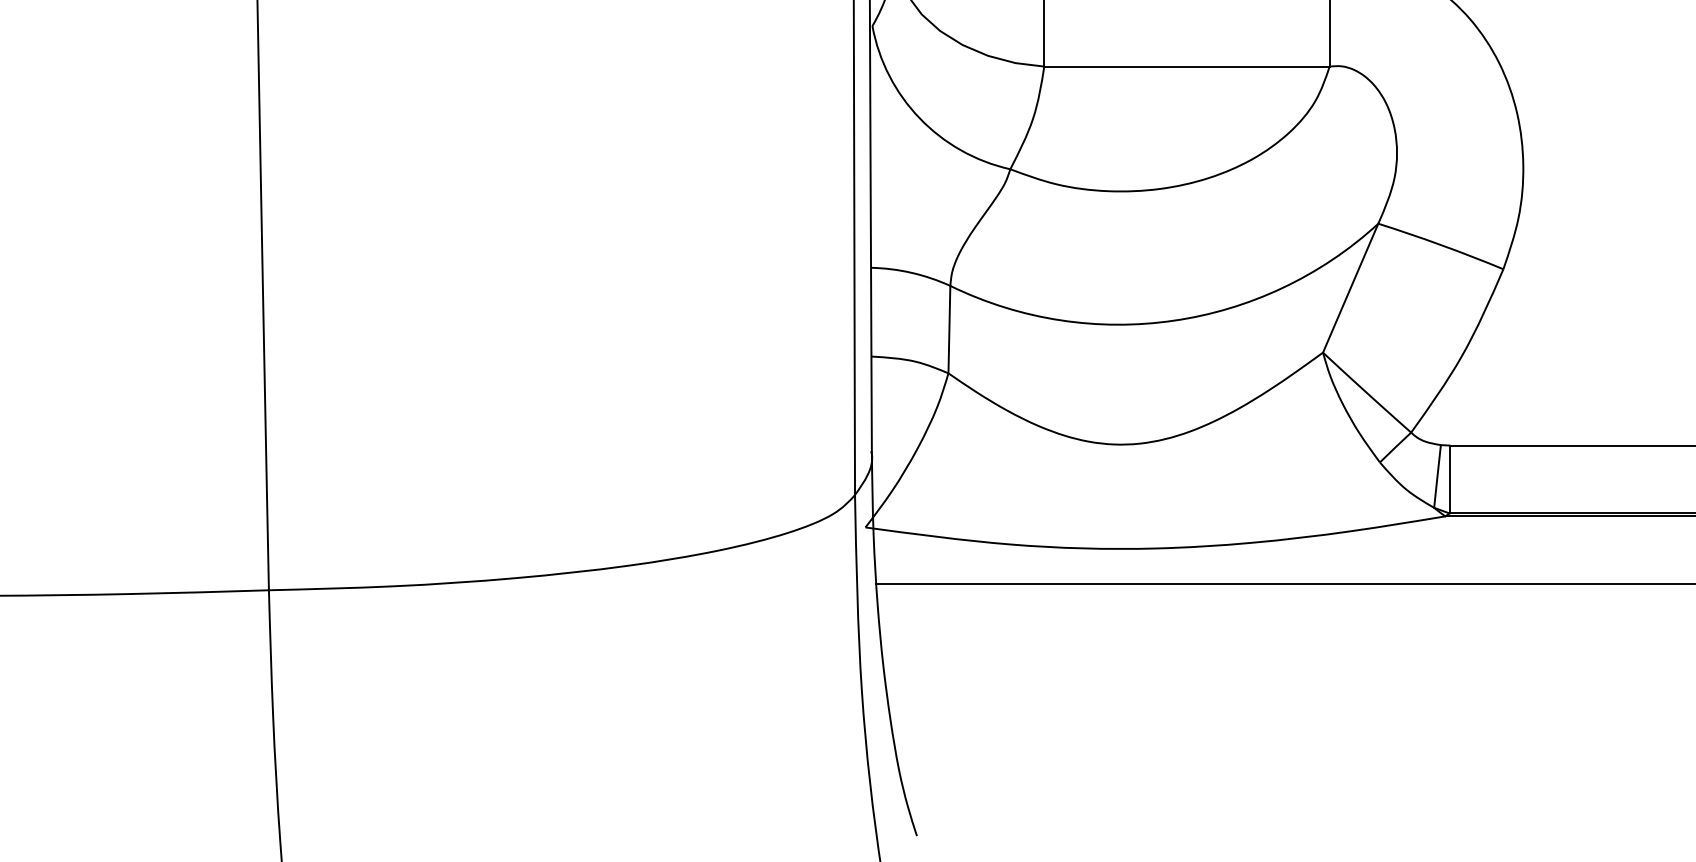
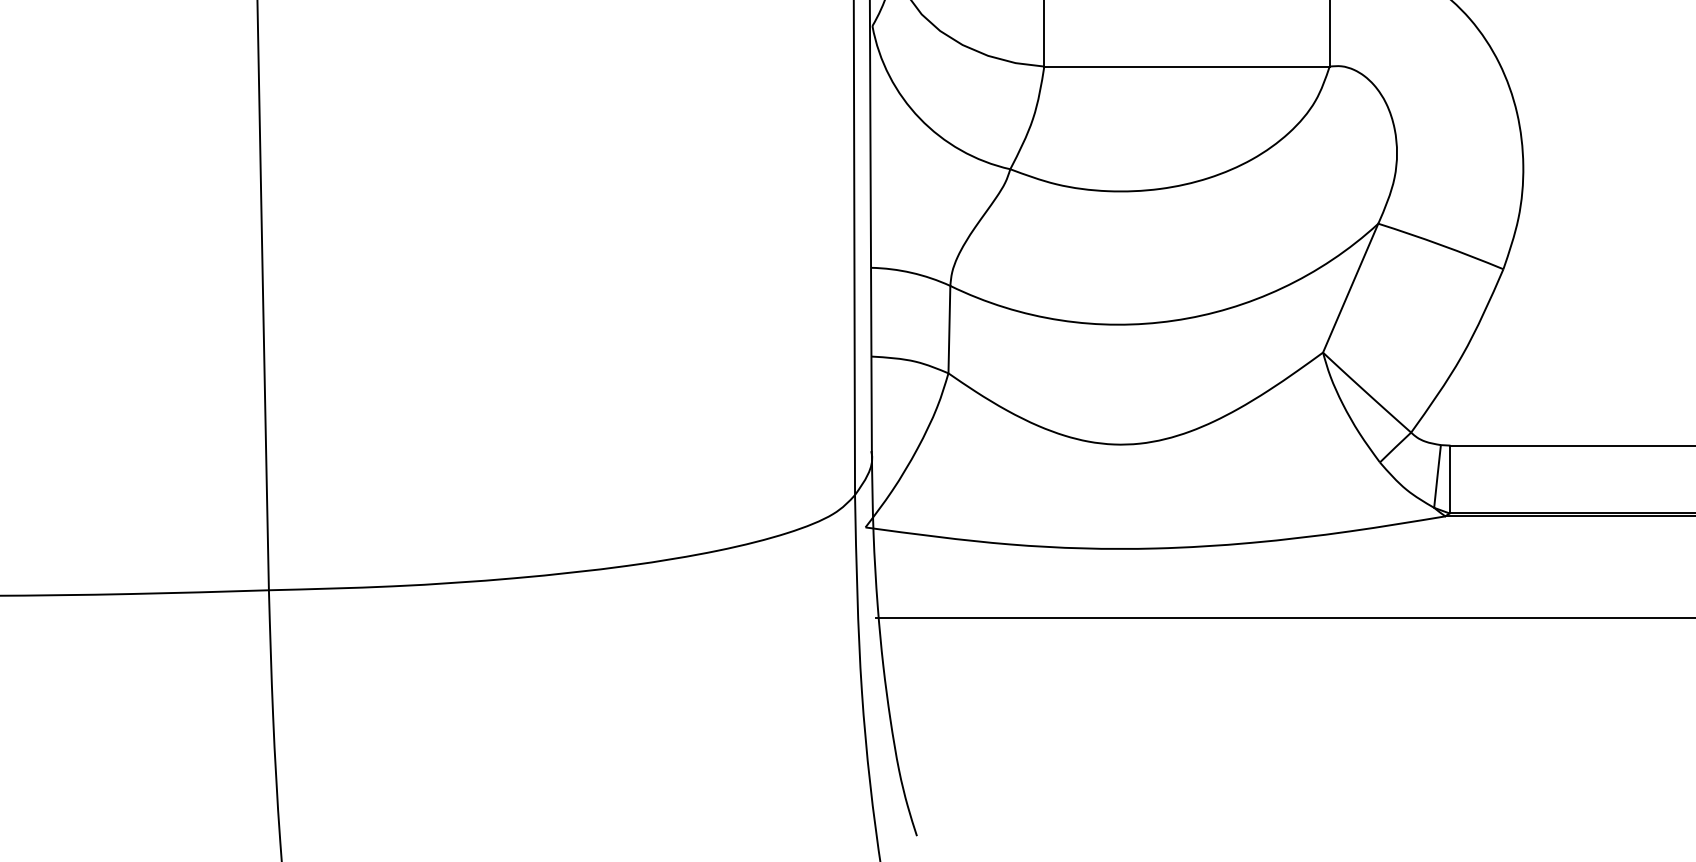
line position: (1284, 583) -> (1284, 617) (1284, 617)
